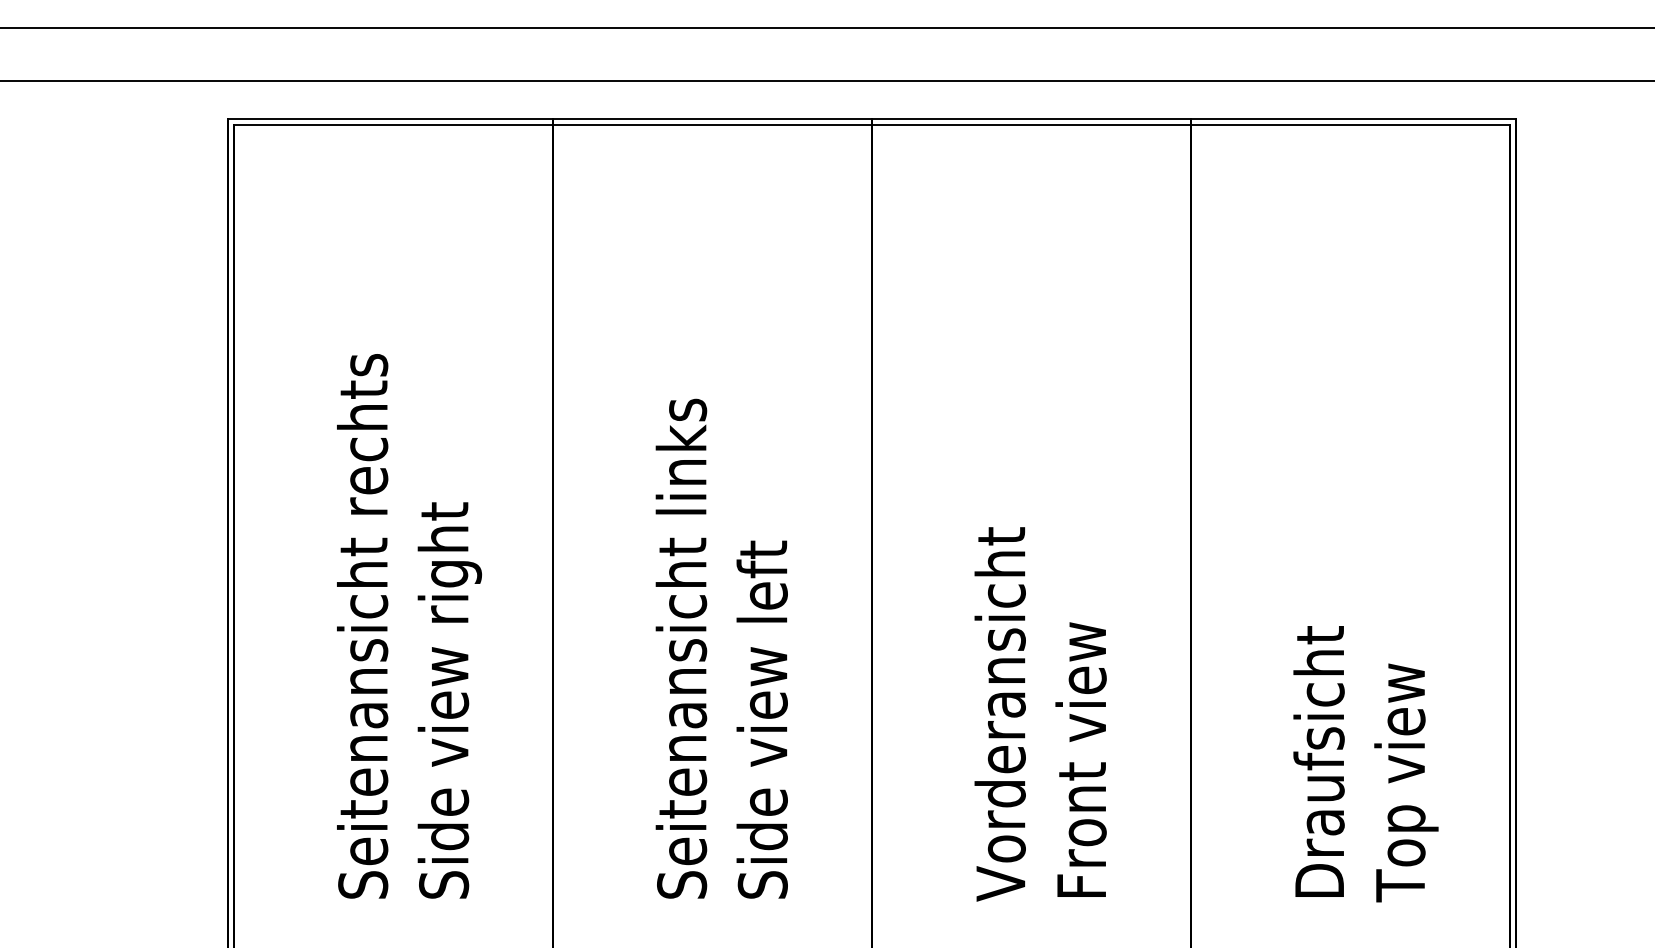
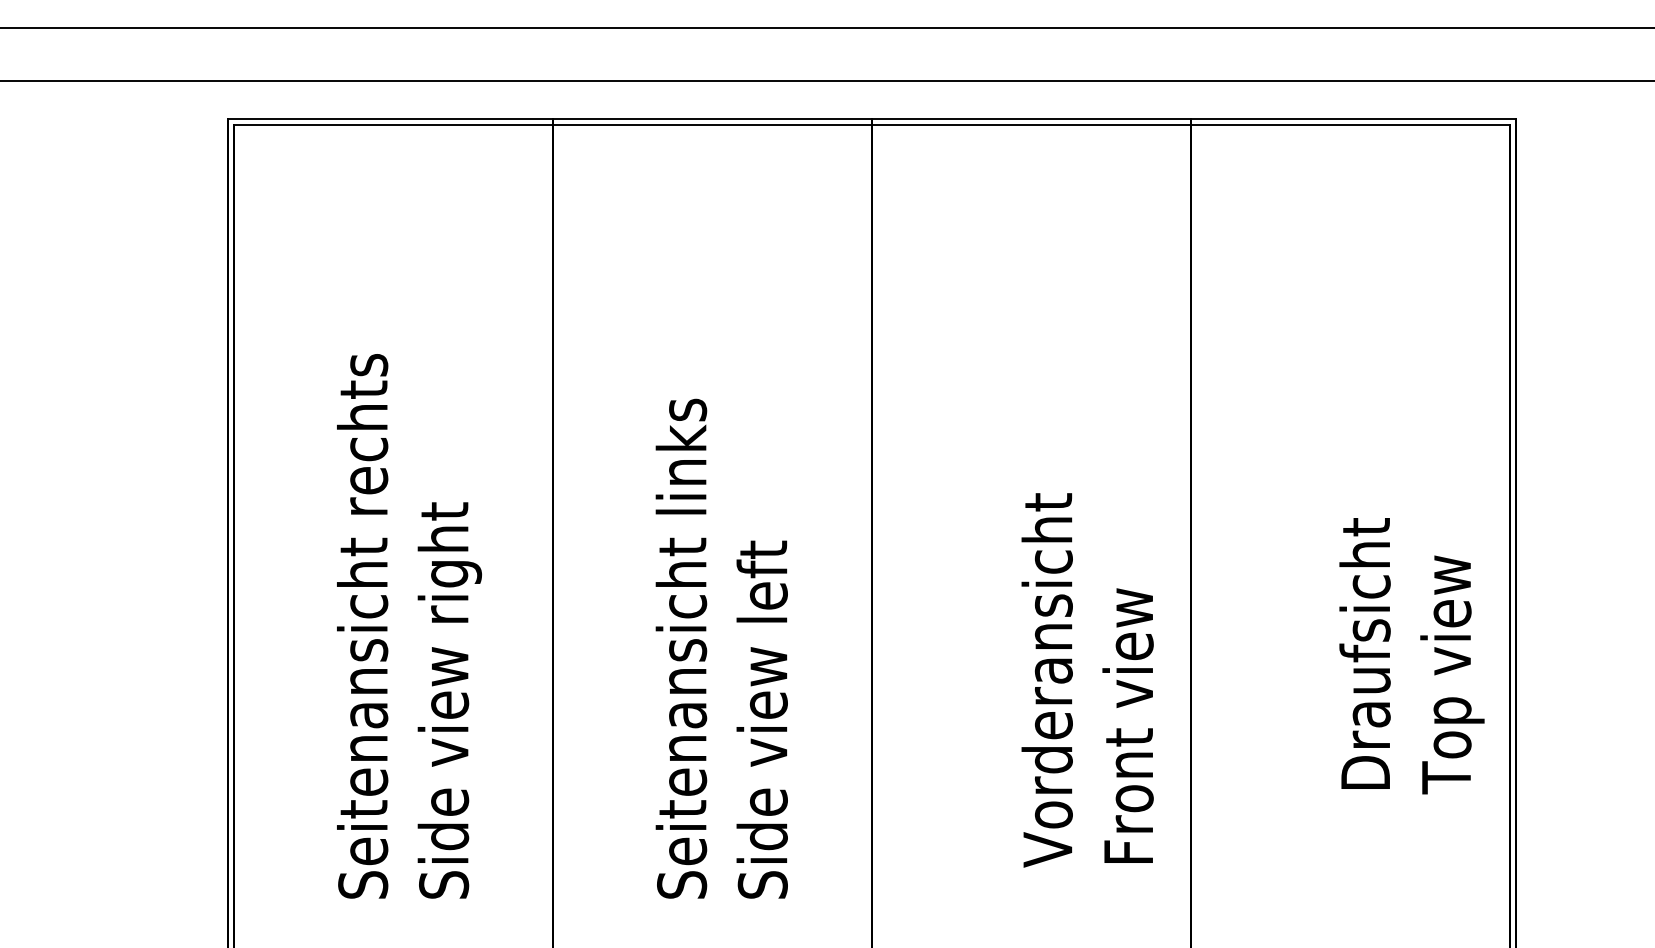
text position: (1040, 714) -> (1087, 680) (1087, 680)
text position: (1365, 764) -> (1411, 656) (1411, 656)
